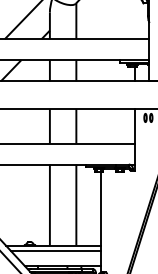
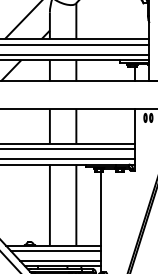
line: none -> present (75, 44)
line: none -> present (75, 54)
line: none -> present (68, 149)
line: none -> present (68, 158)
line: none -> present (60, 260)
